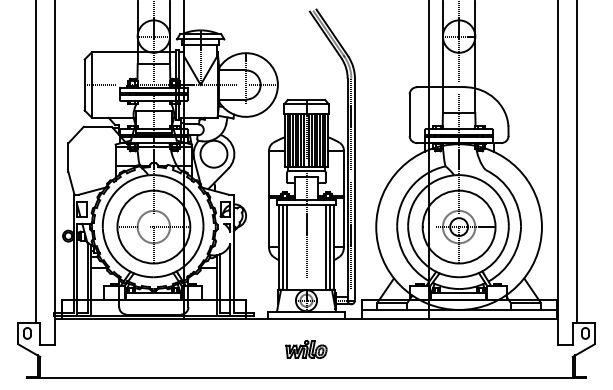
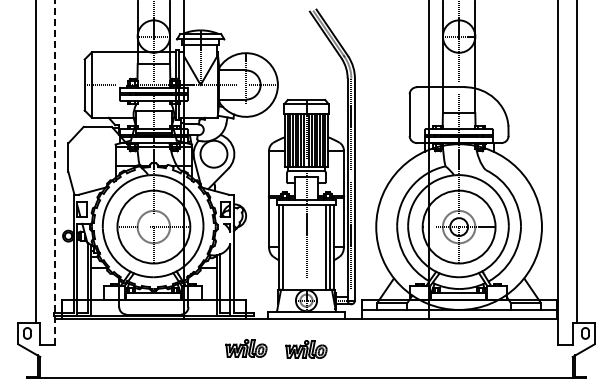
line: solid -> dashed (54, 172)
line: present -> none (286, 247)
part: none -> present (246, 348)
